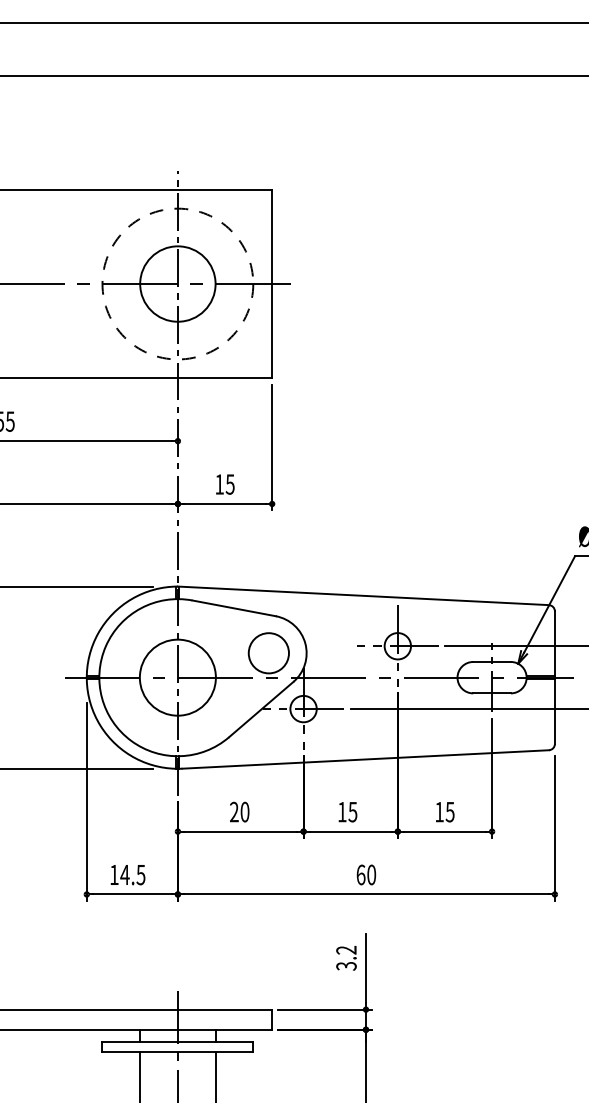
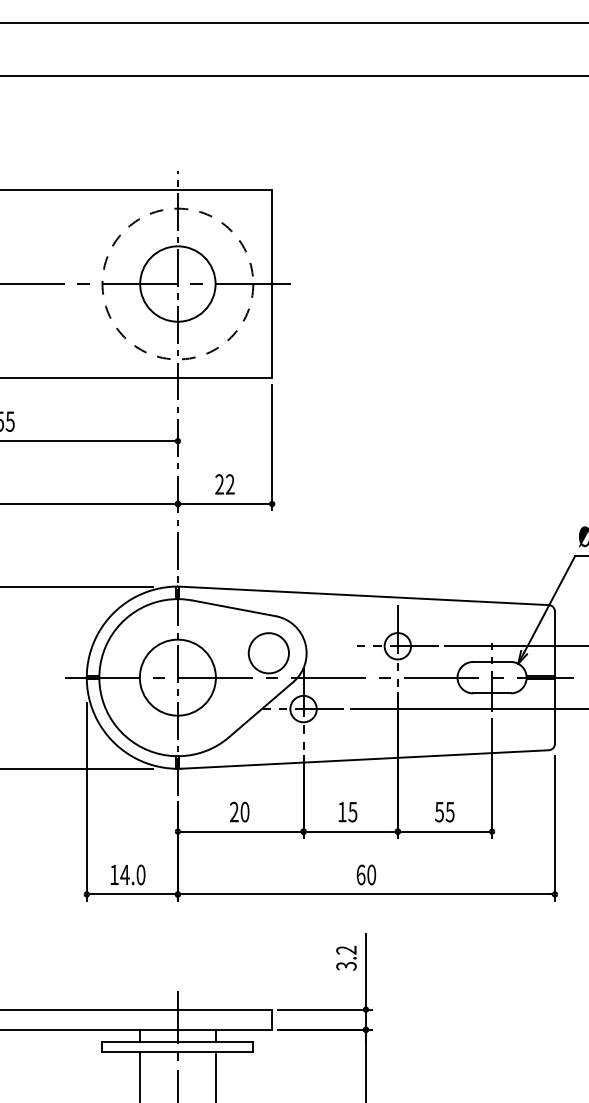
text: 15 -> 22 (224, 484)
text: 15 -> 55 (439, 812)
text: 14.5 -> 14.0 (140, 874)
